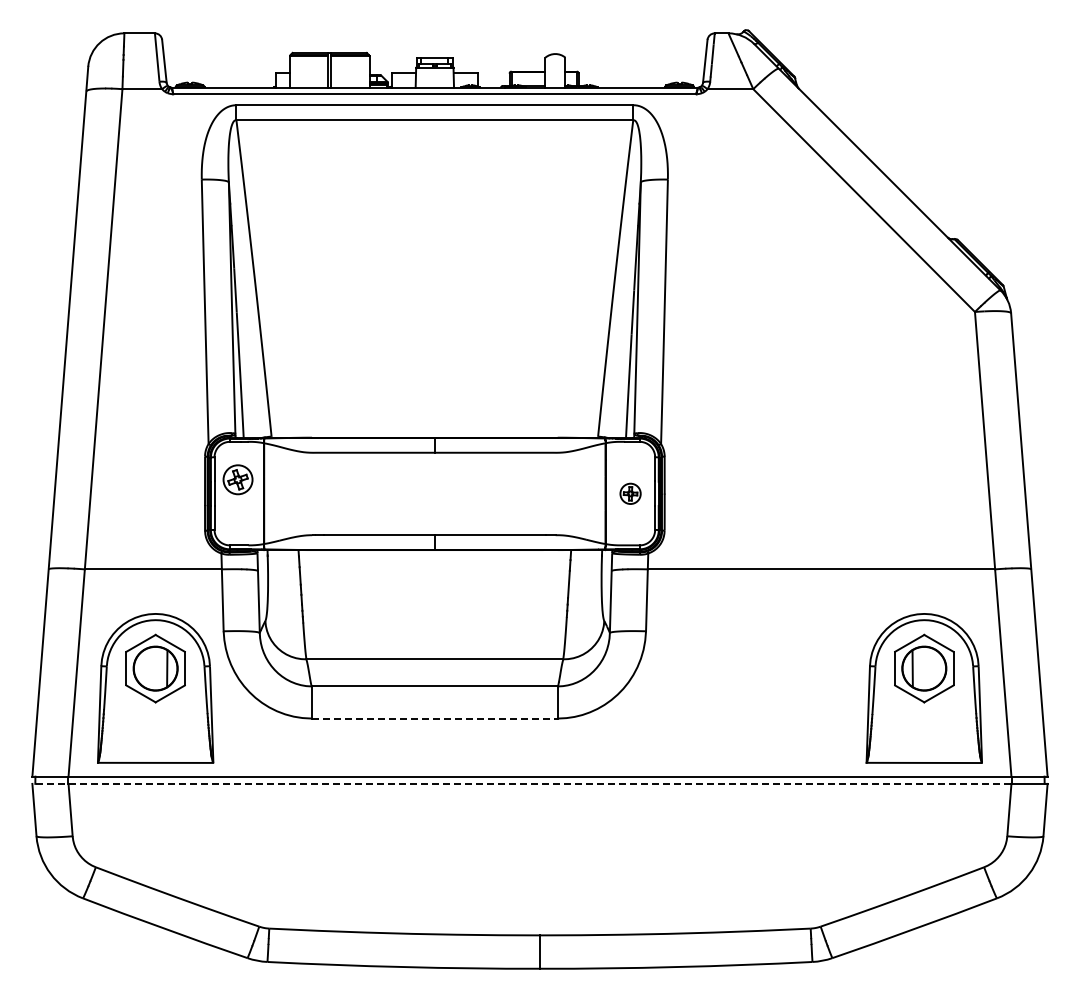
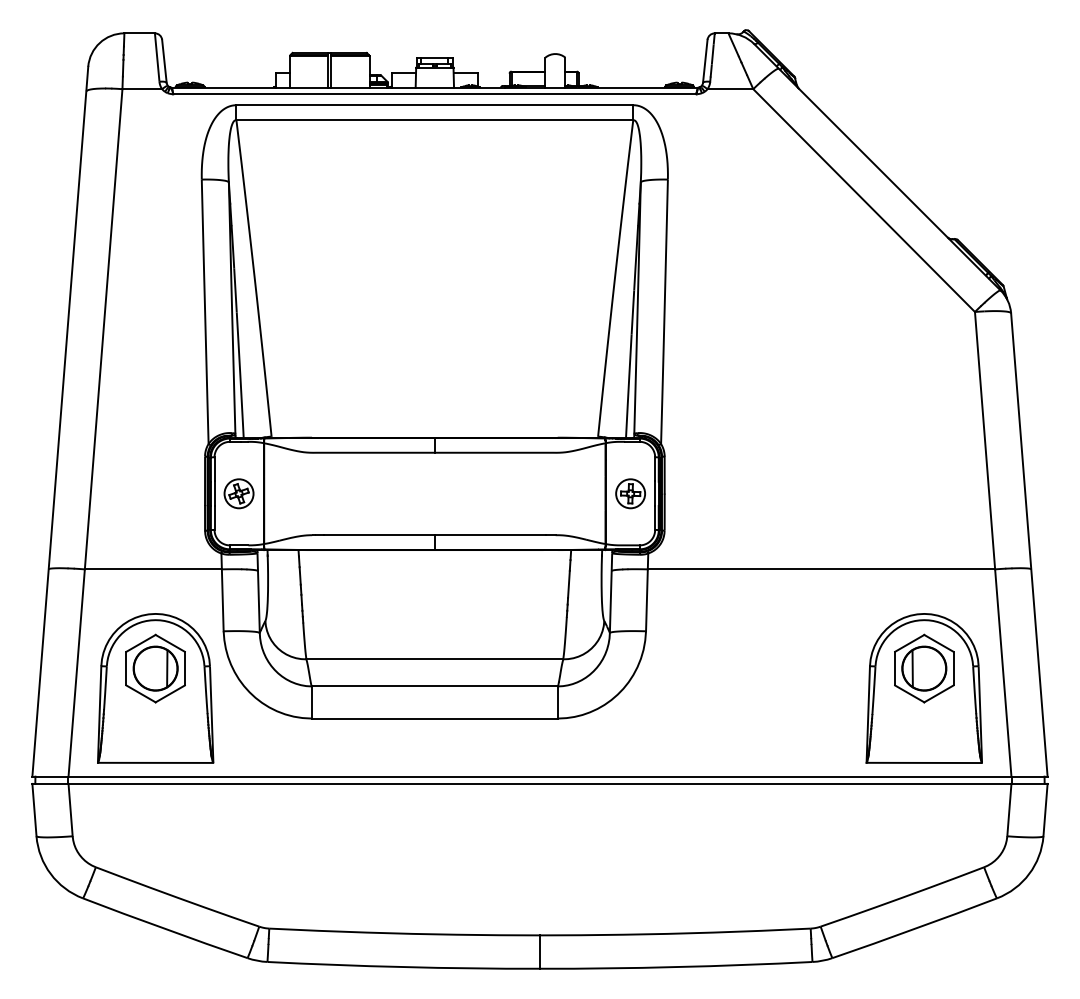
part position: (237, 479) -> (238, 493) (238, 493)
part size: 23x23 px -> 31x32 px (630, 493)
line: dashed -> solid (435, 718)
line: dashed -> solid (521, 783)
